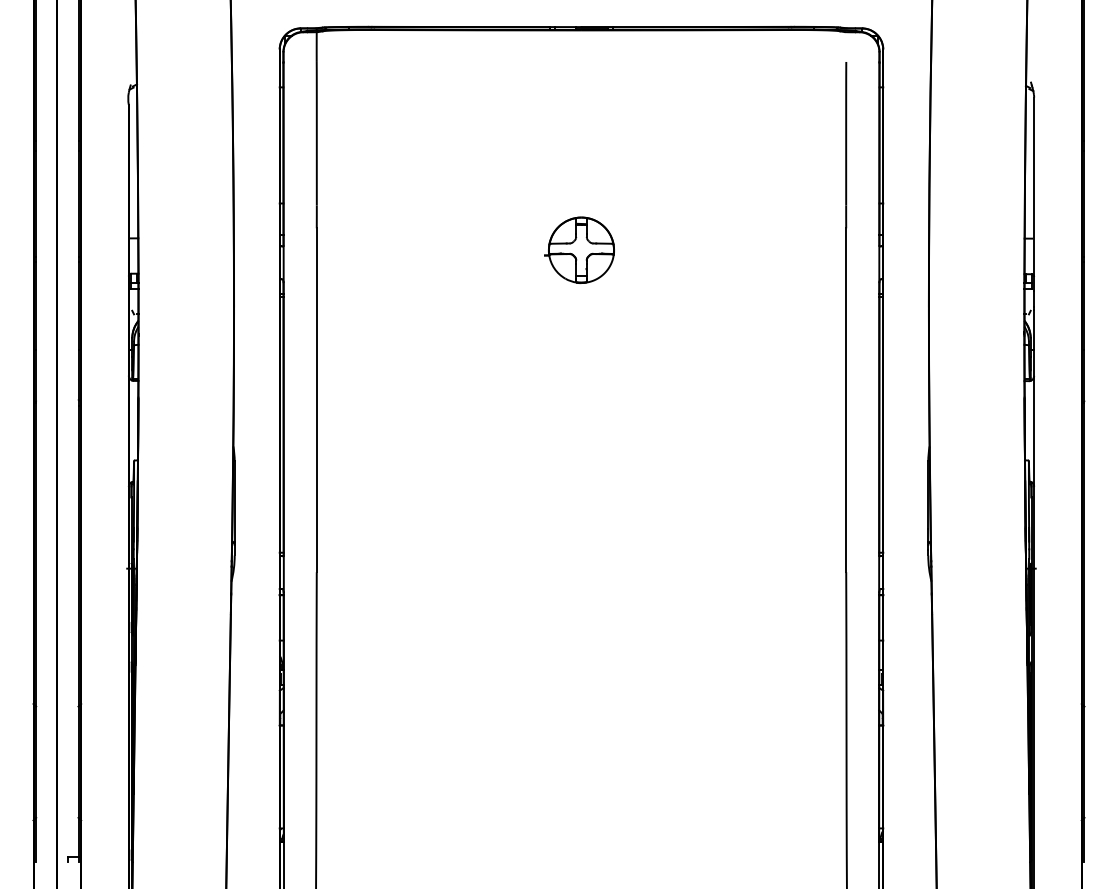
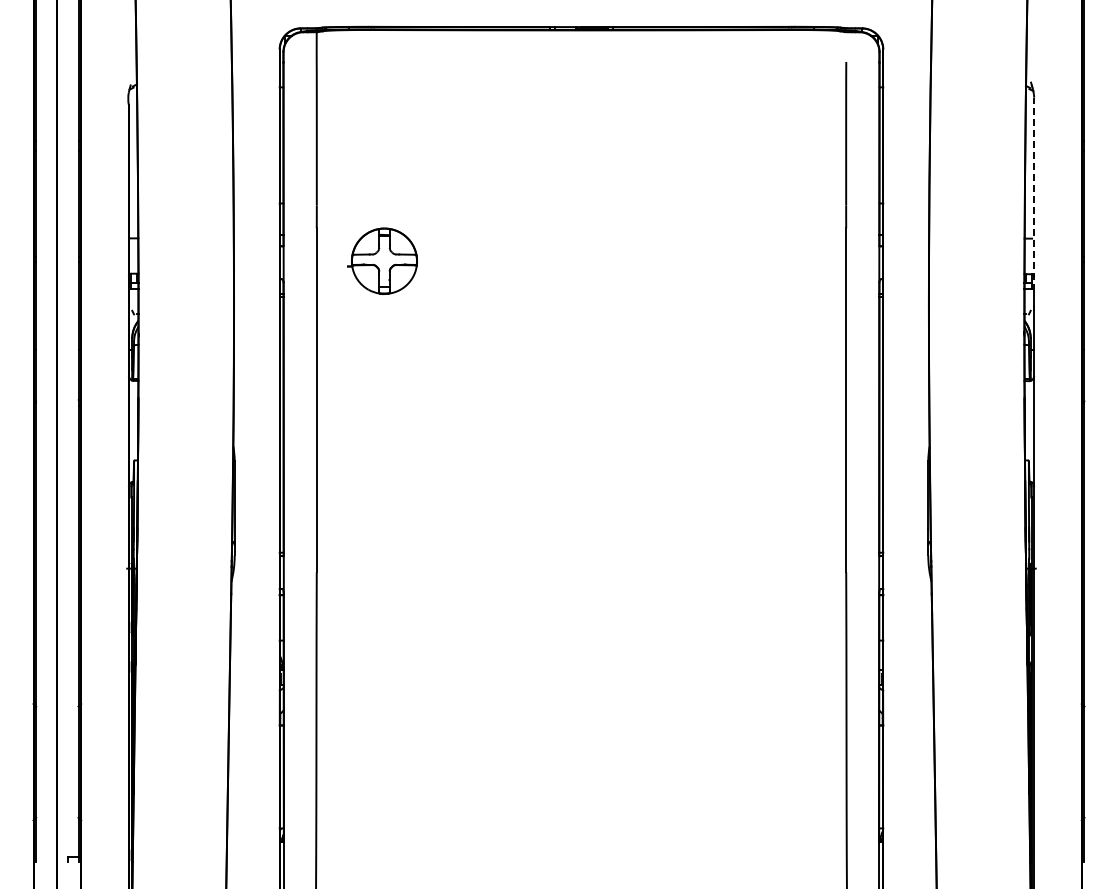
line: solid -> dashed (1034, 194)
part position: (579, 249) -> (382, 260) (382, 260)
